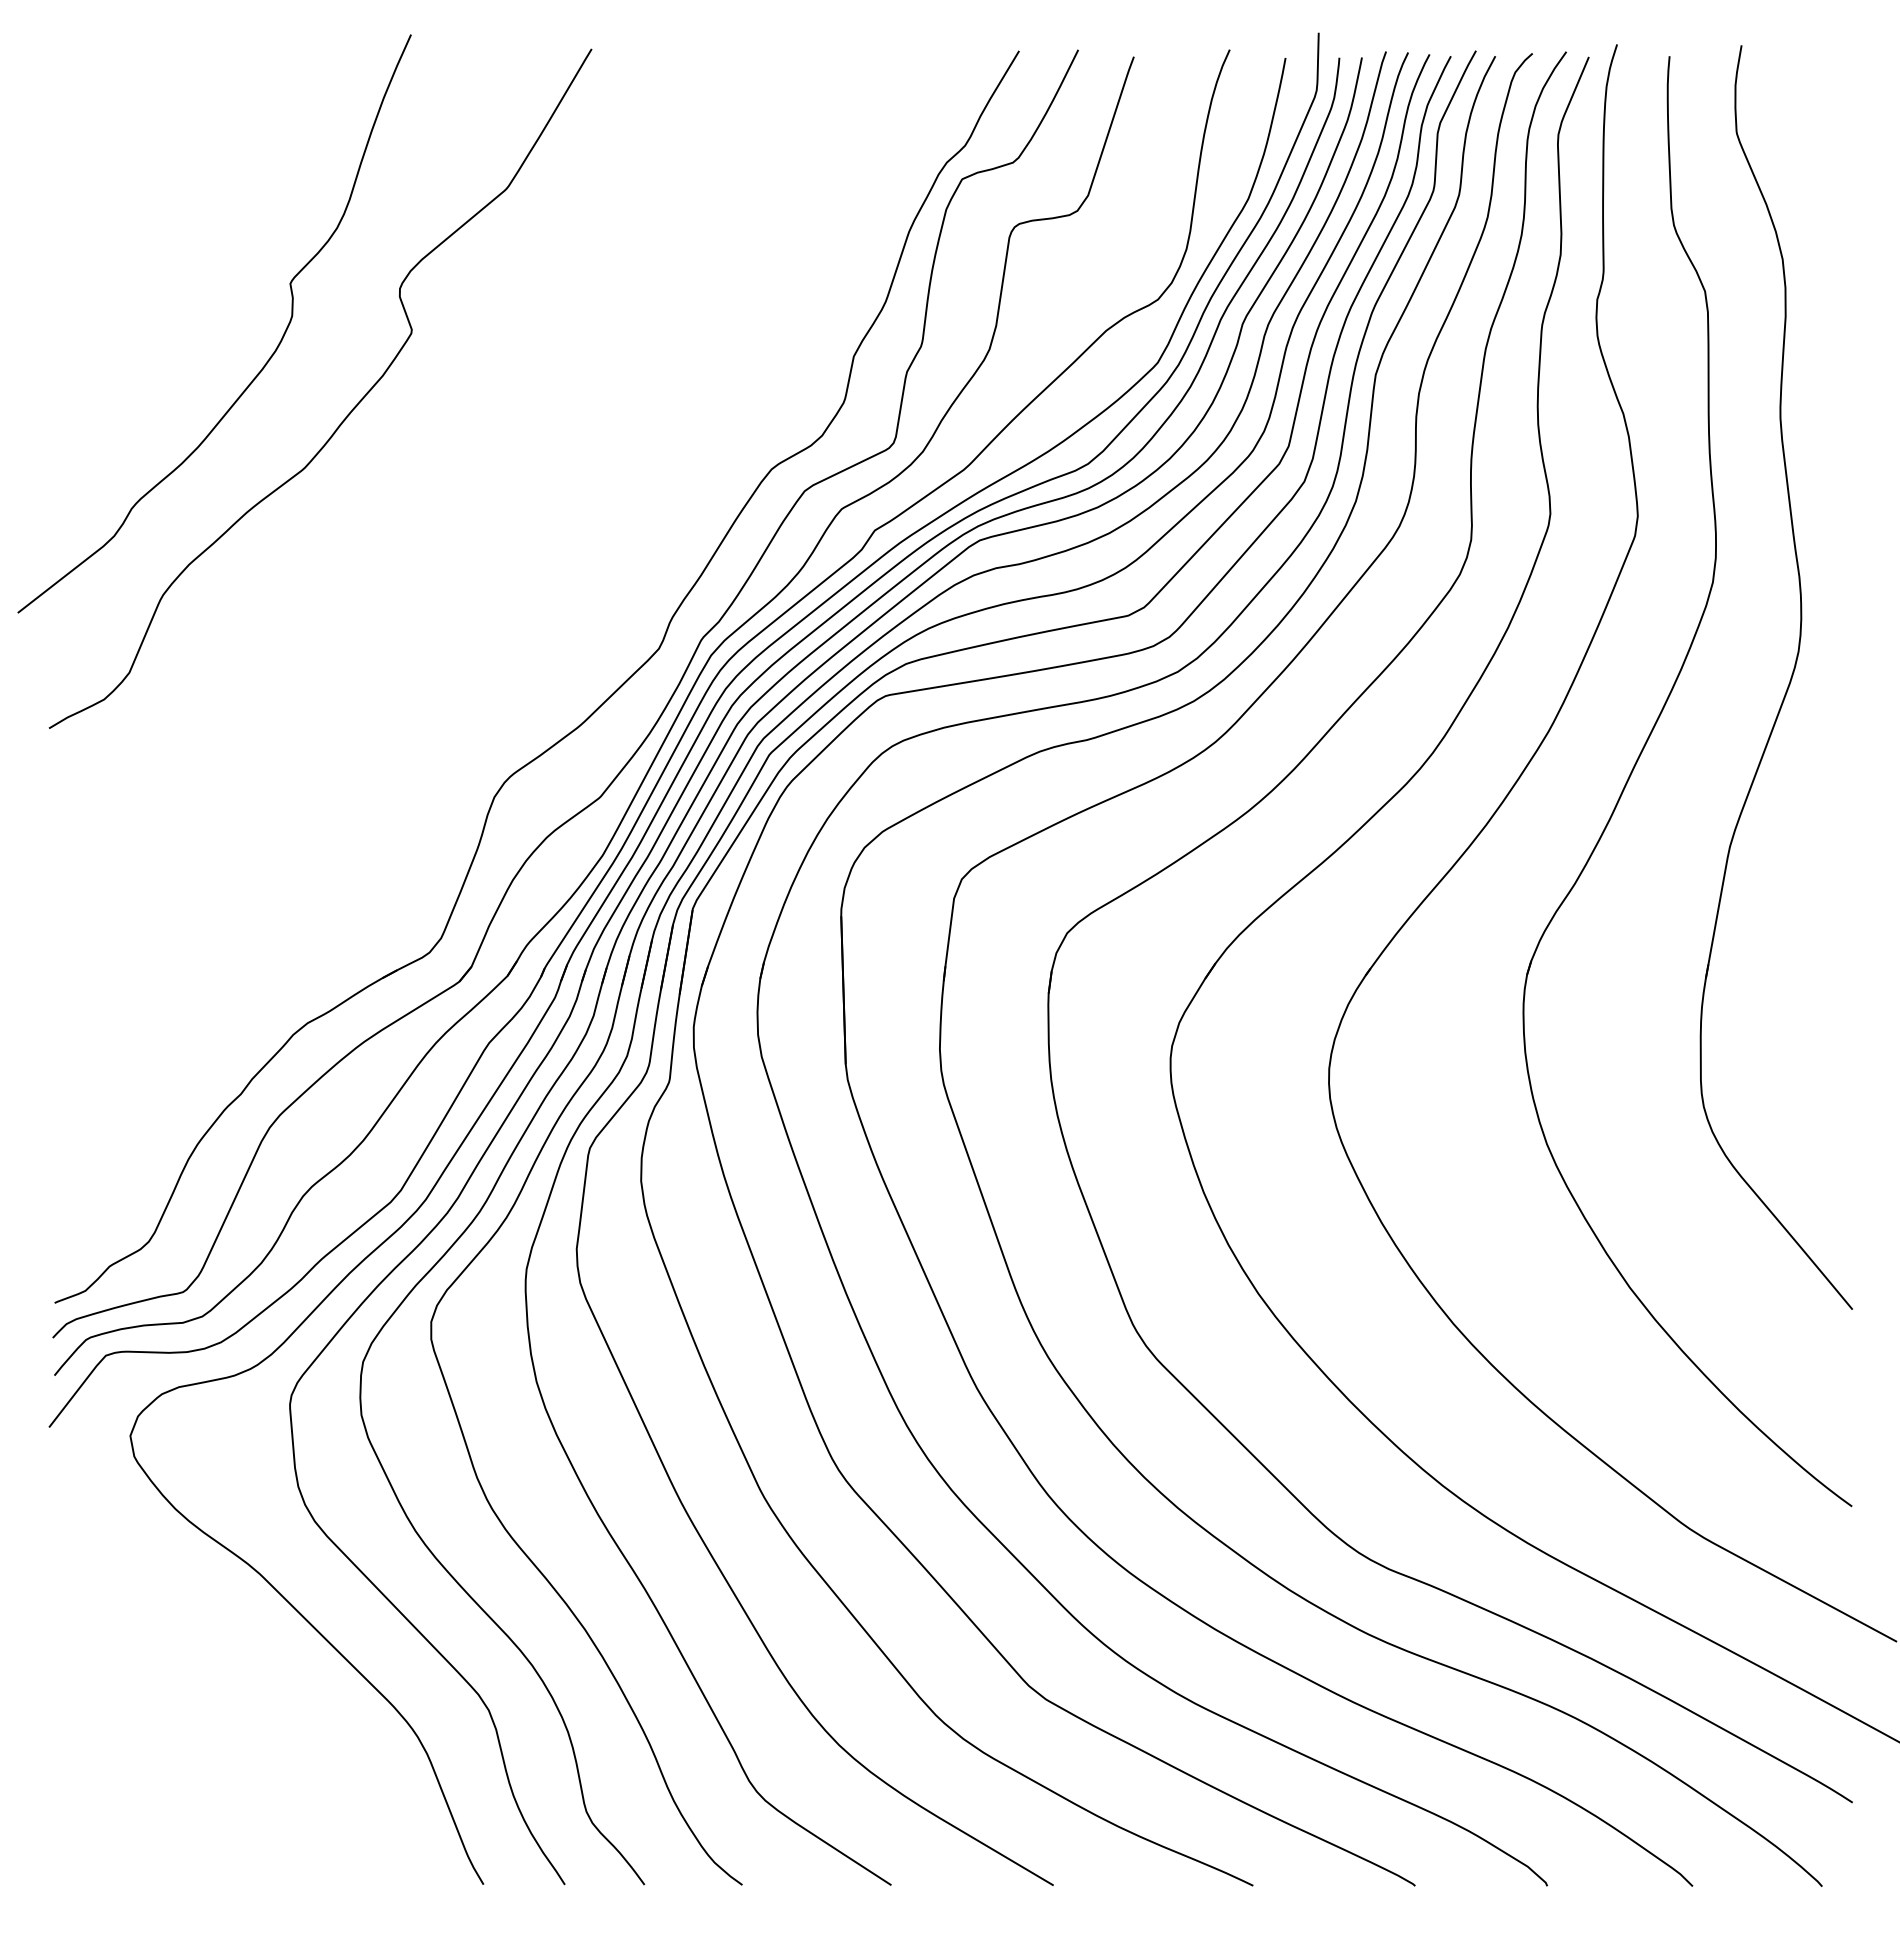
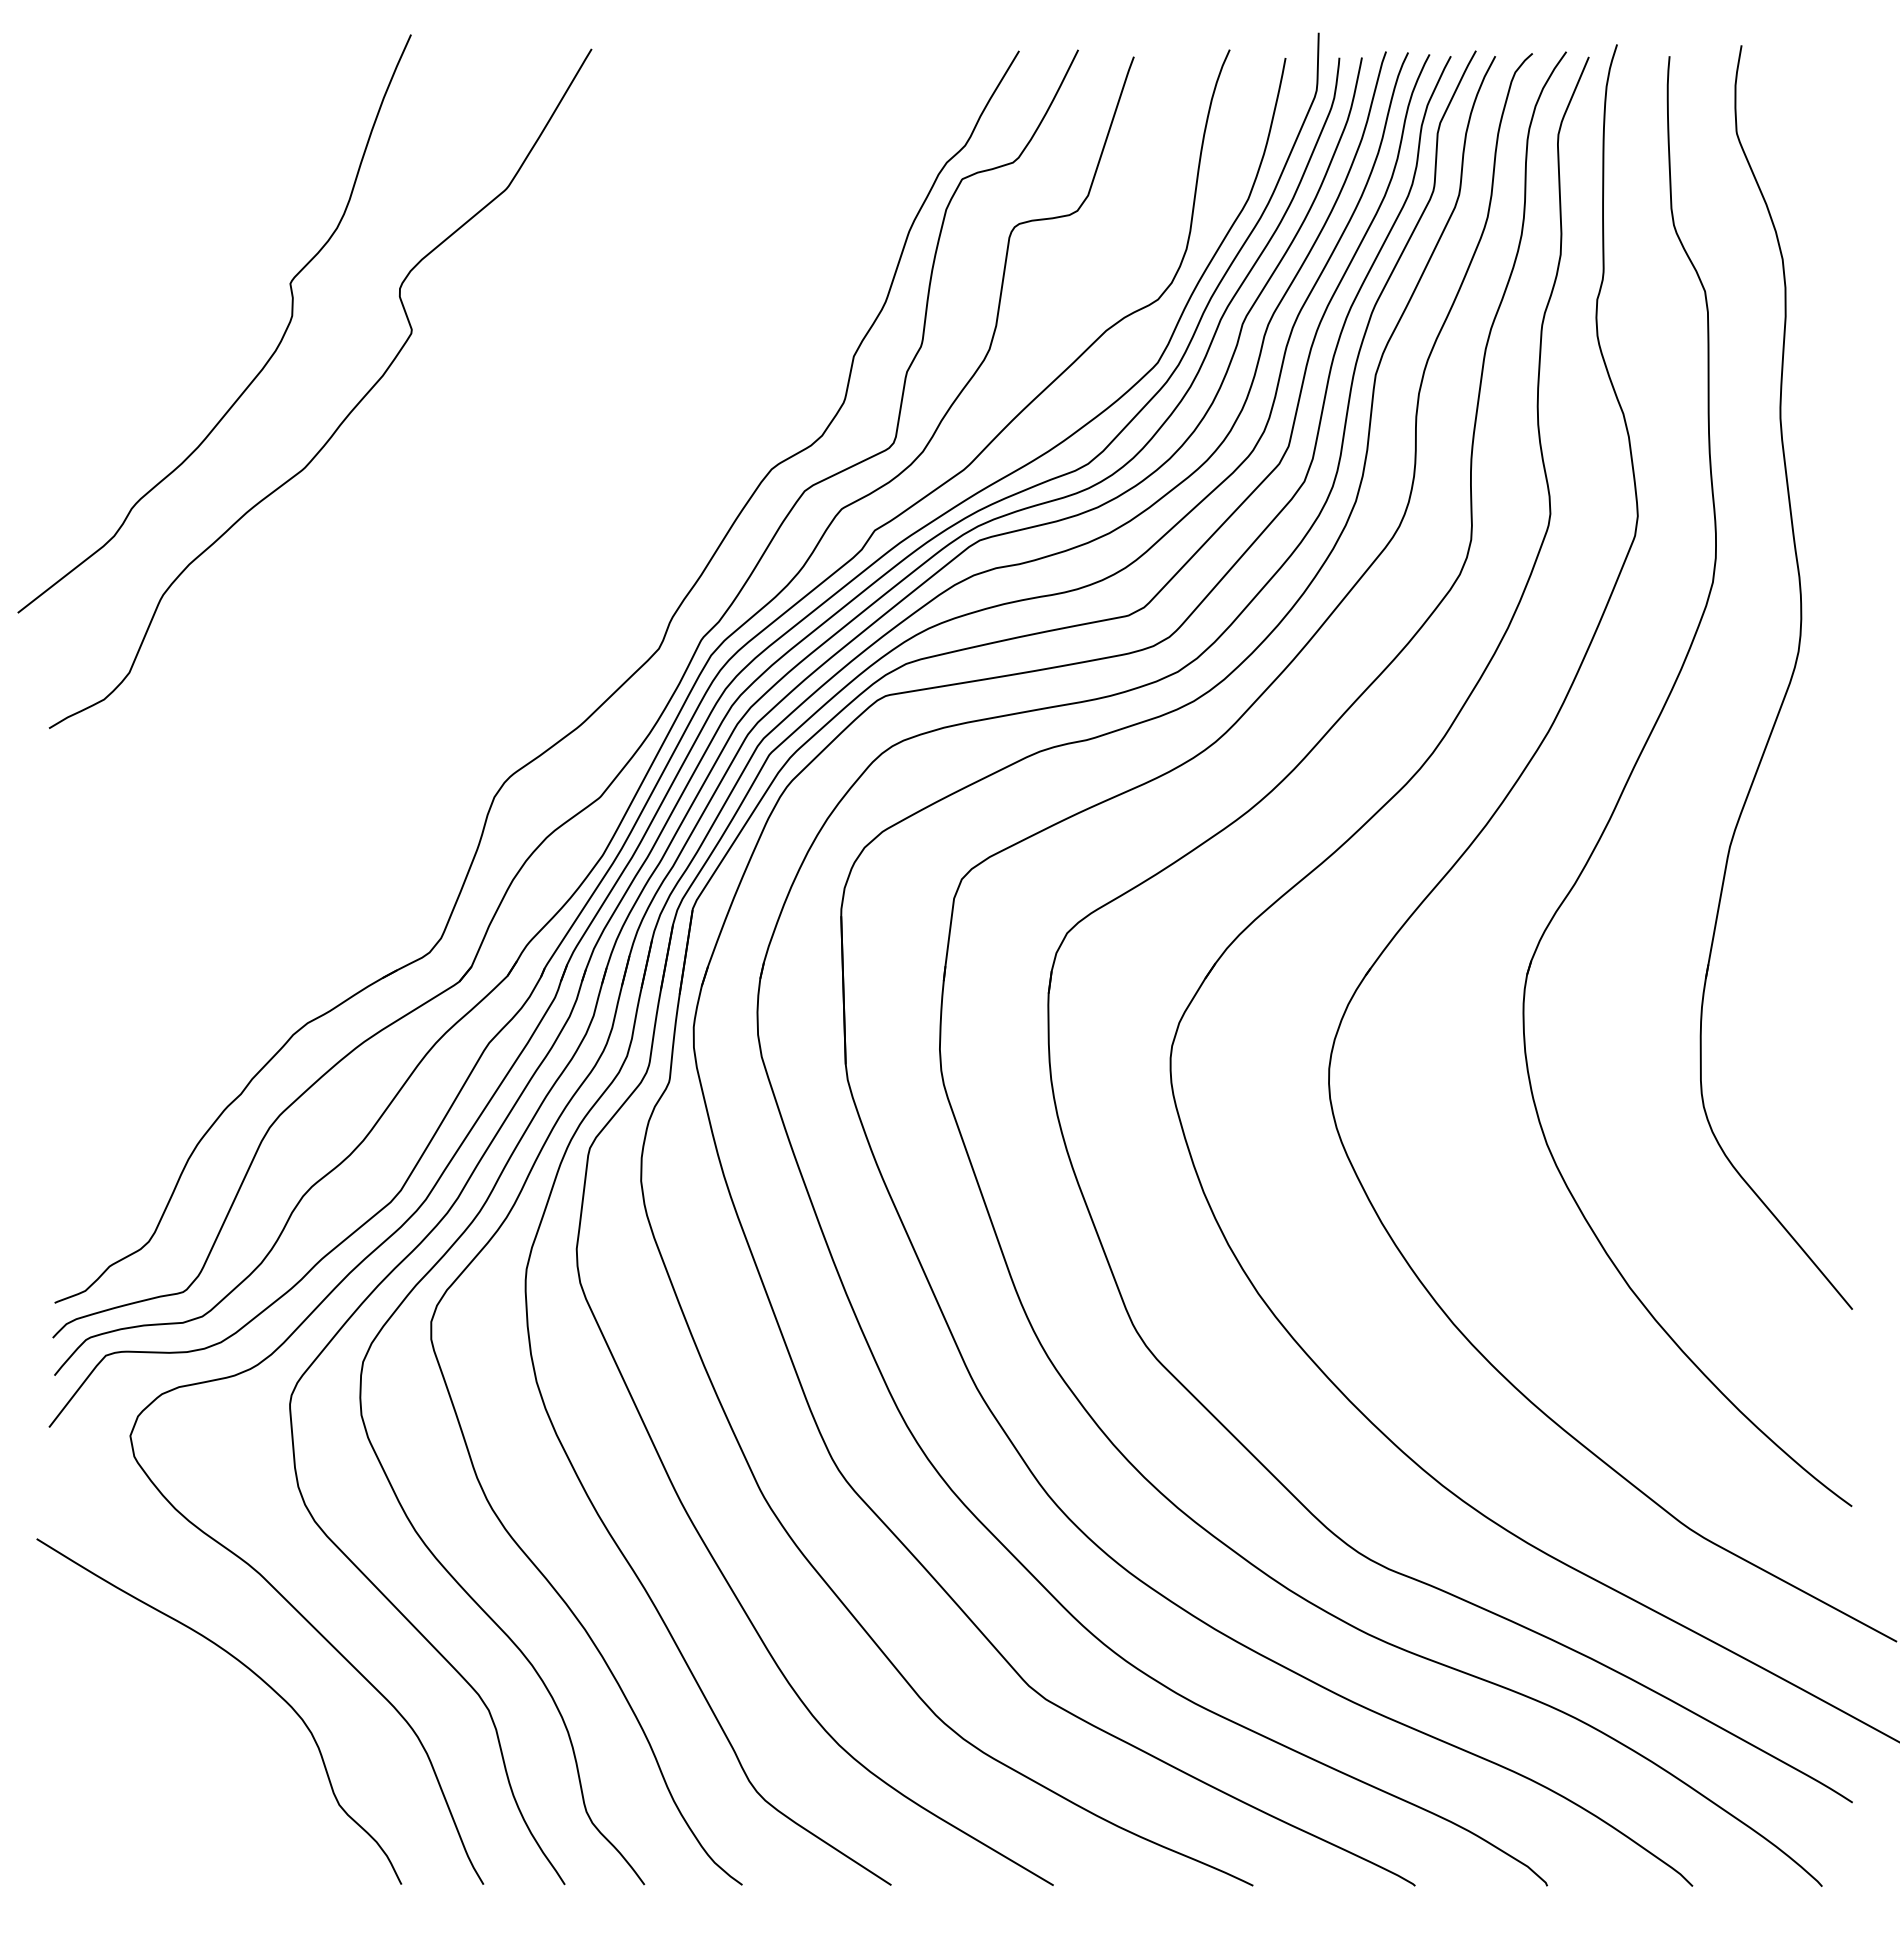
curve: none -> present (250, 1671)
